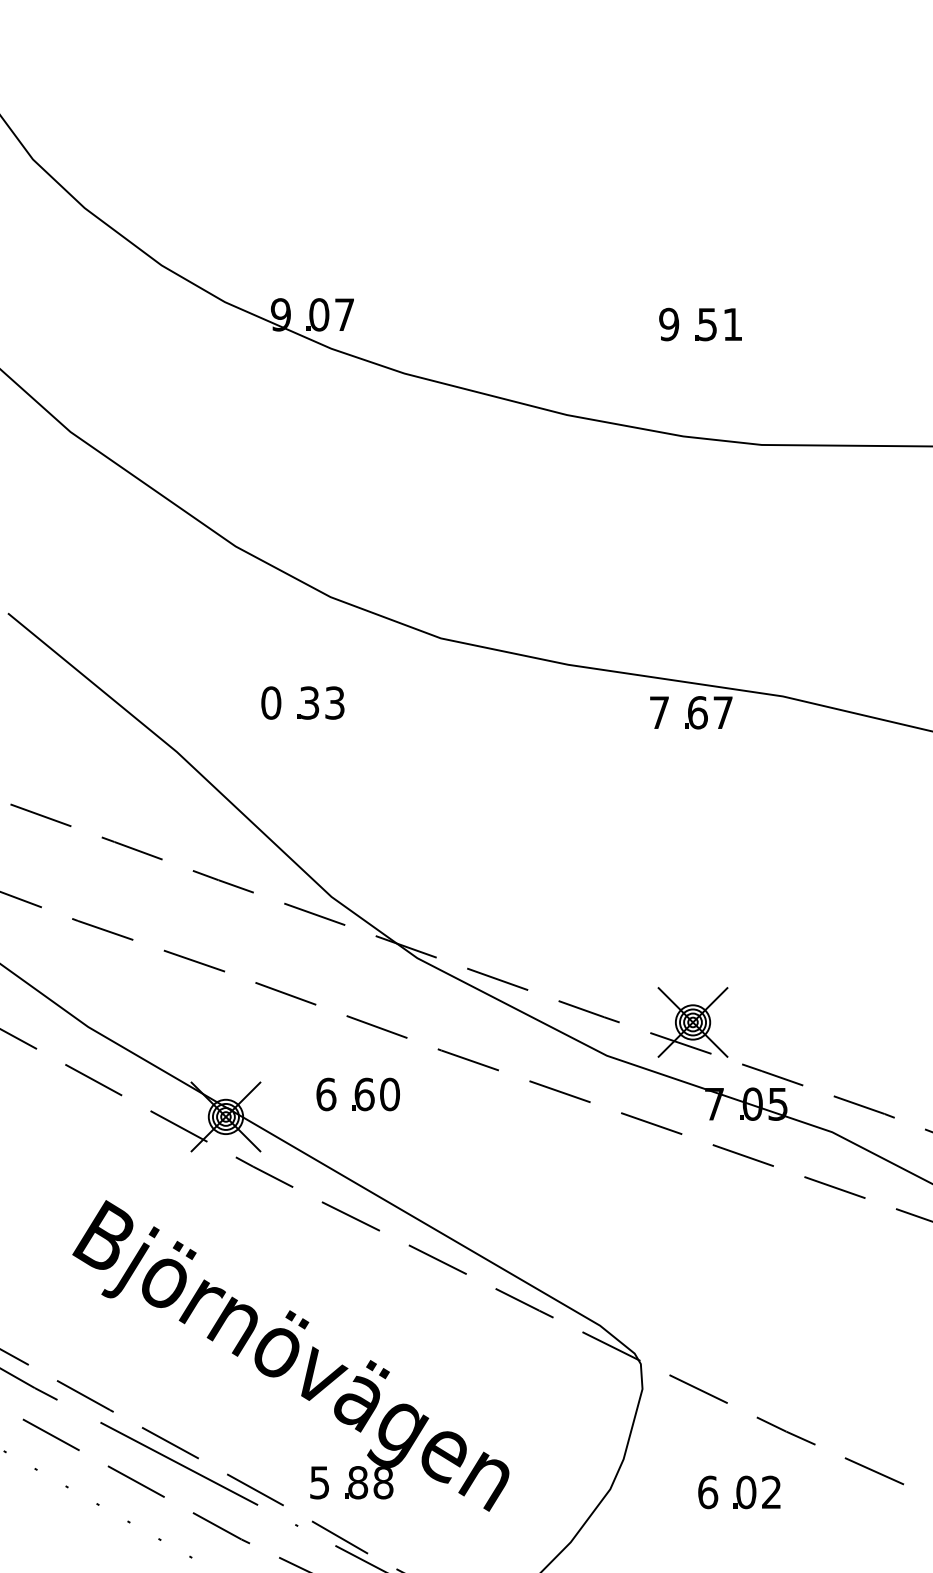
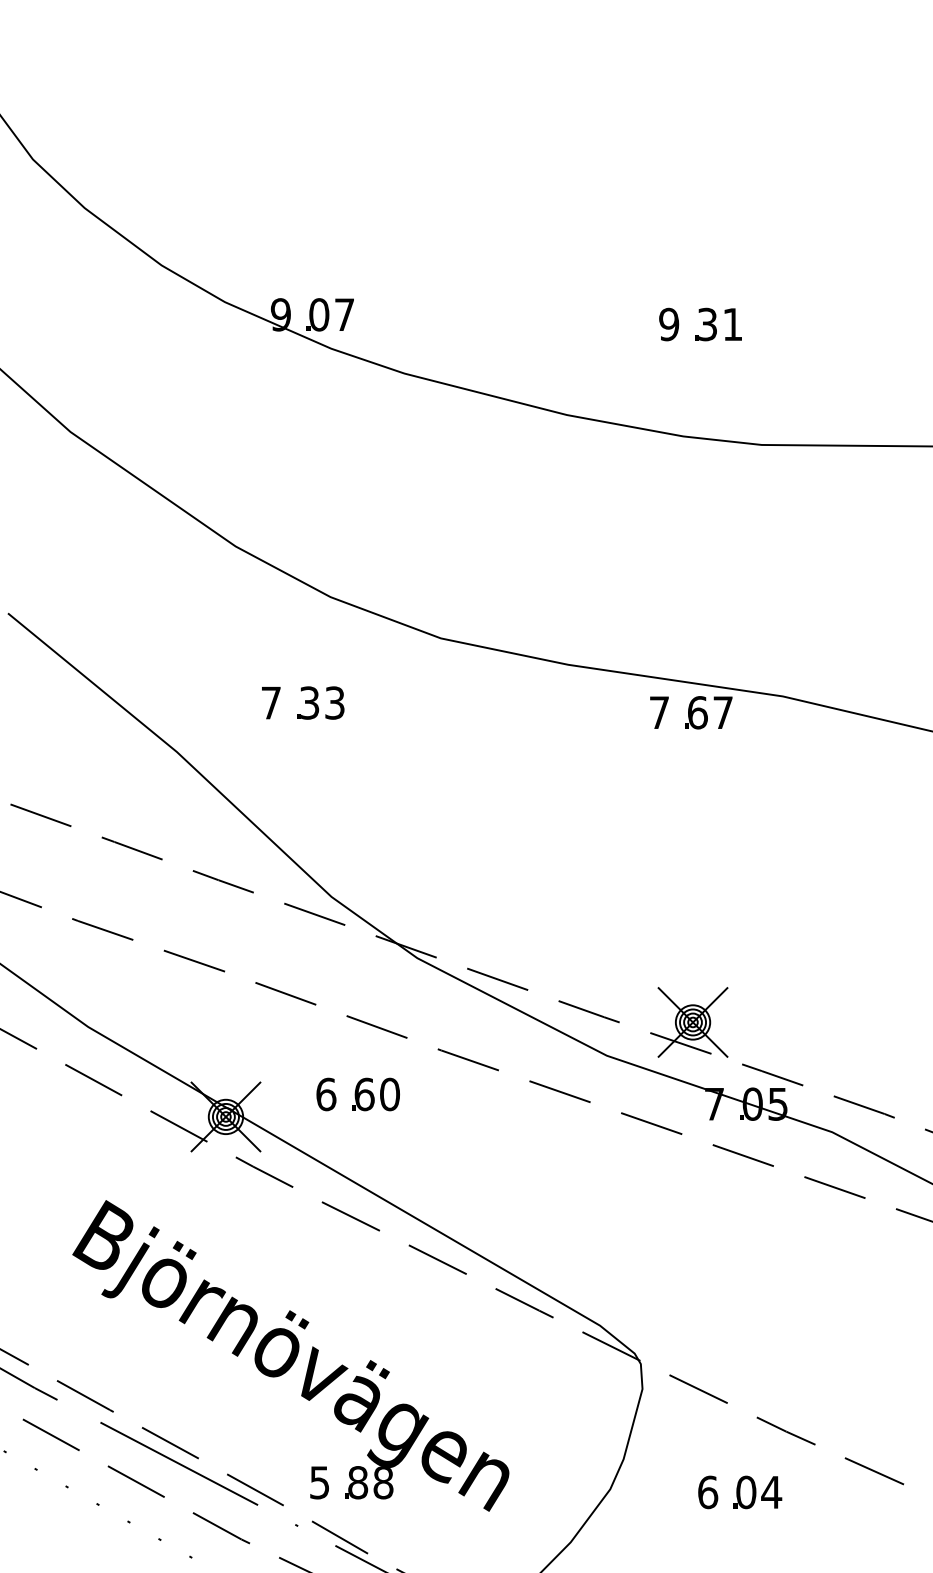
text: 51 -> 31 (707, 323)
text: 0 -> 7 (271, 702)
text: 02 -> 04 (771, 1491)
